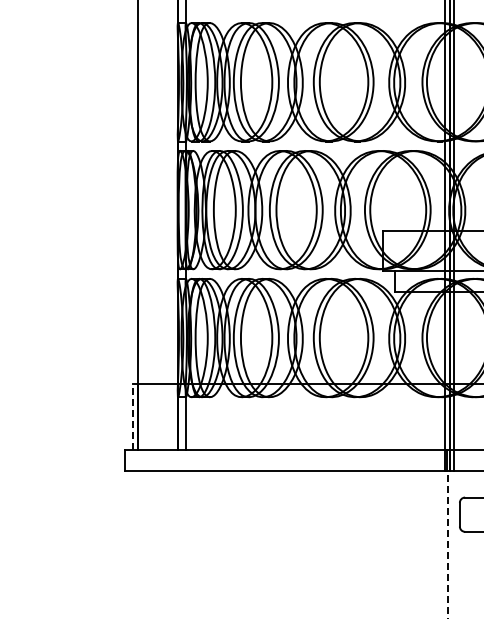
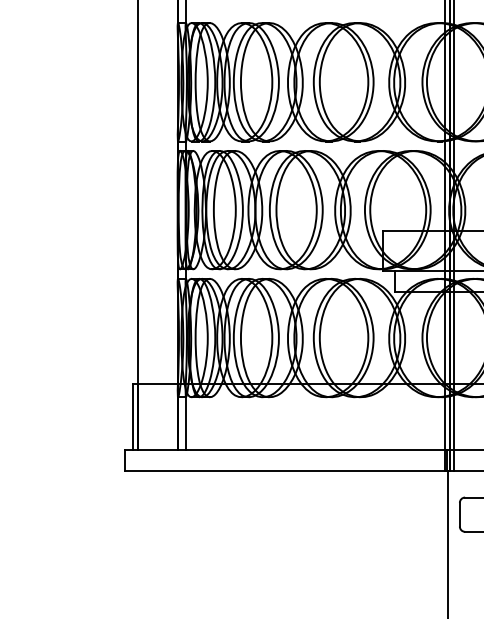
line: dashed -> solid (132, 417)
line: dashed -> solid (447, 544)
